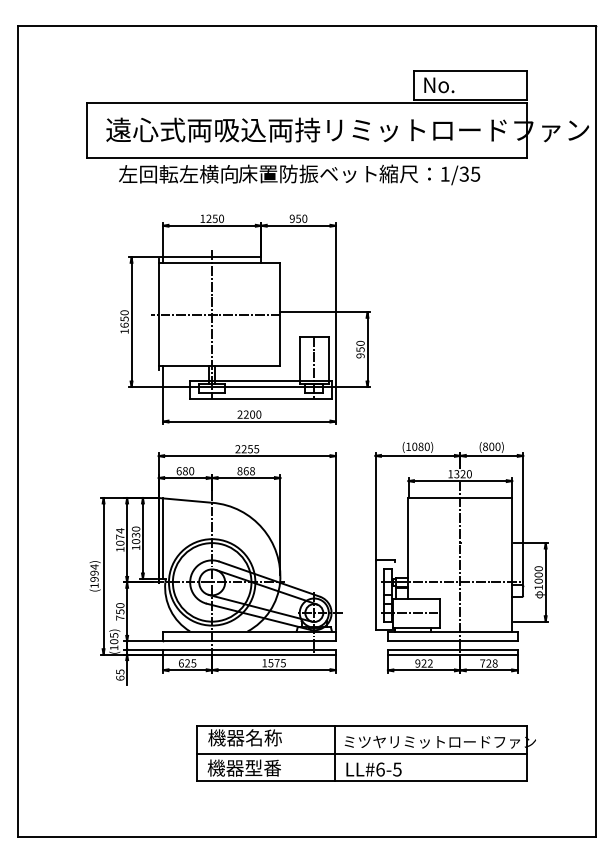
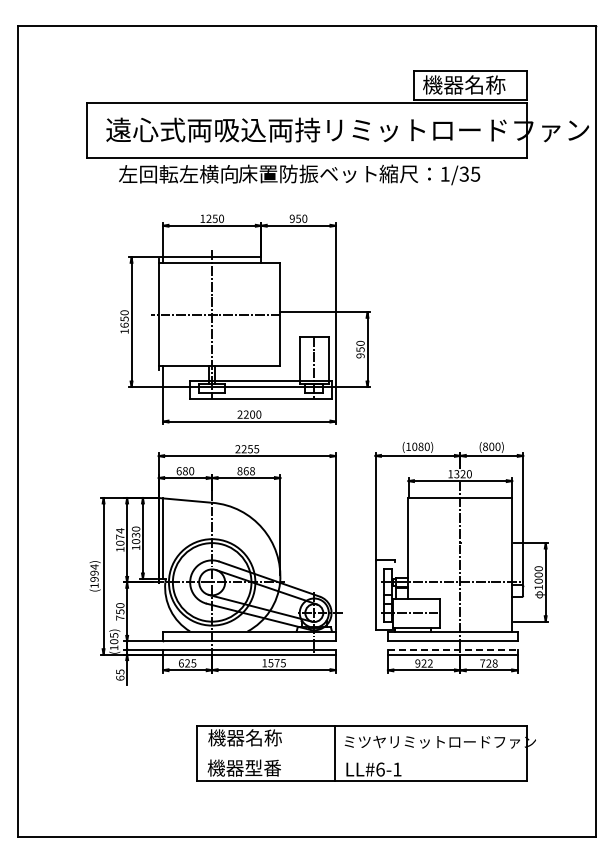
text: No. -> 機器名称 (464, 84)
line: solid -> dashed (452, 649)
line: present -> none (361, 753)
text: LL#6-5 -> LL#6-1 (397, 769)
